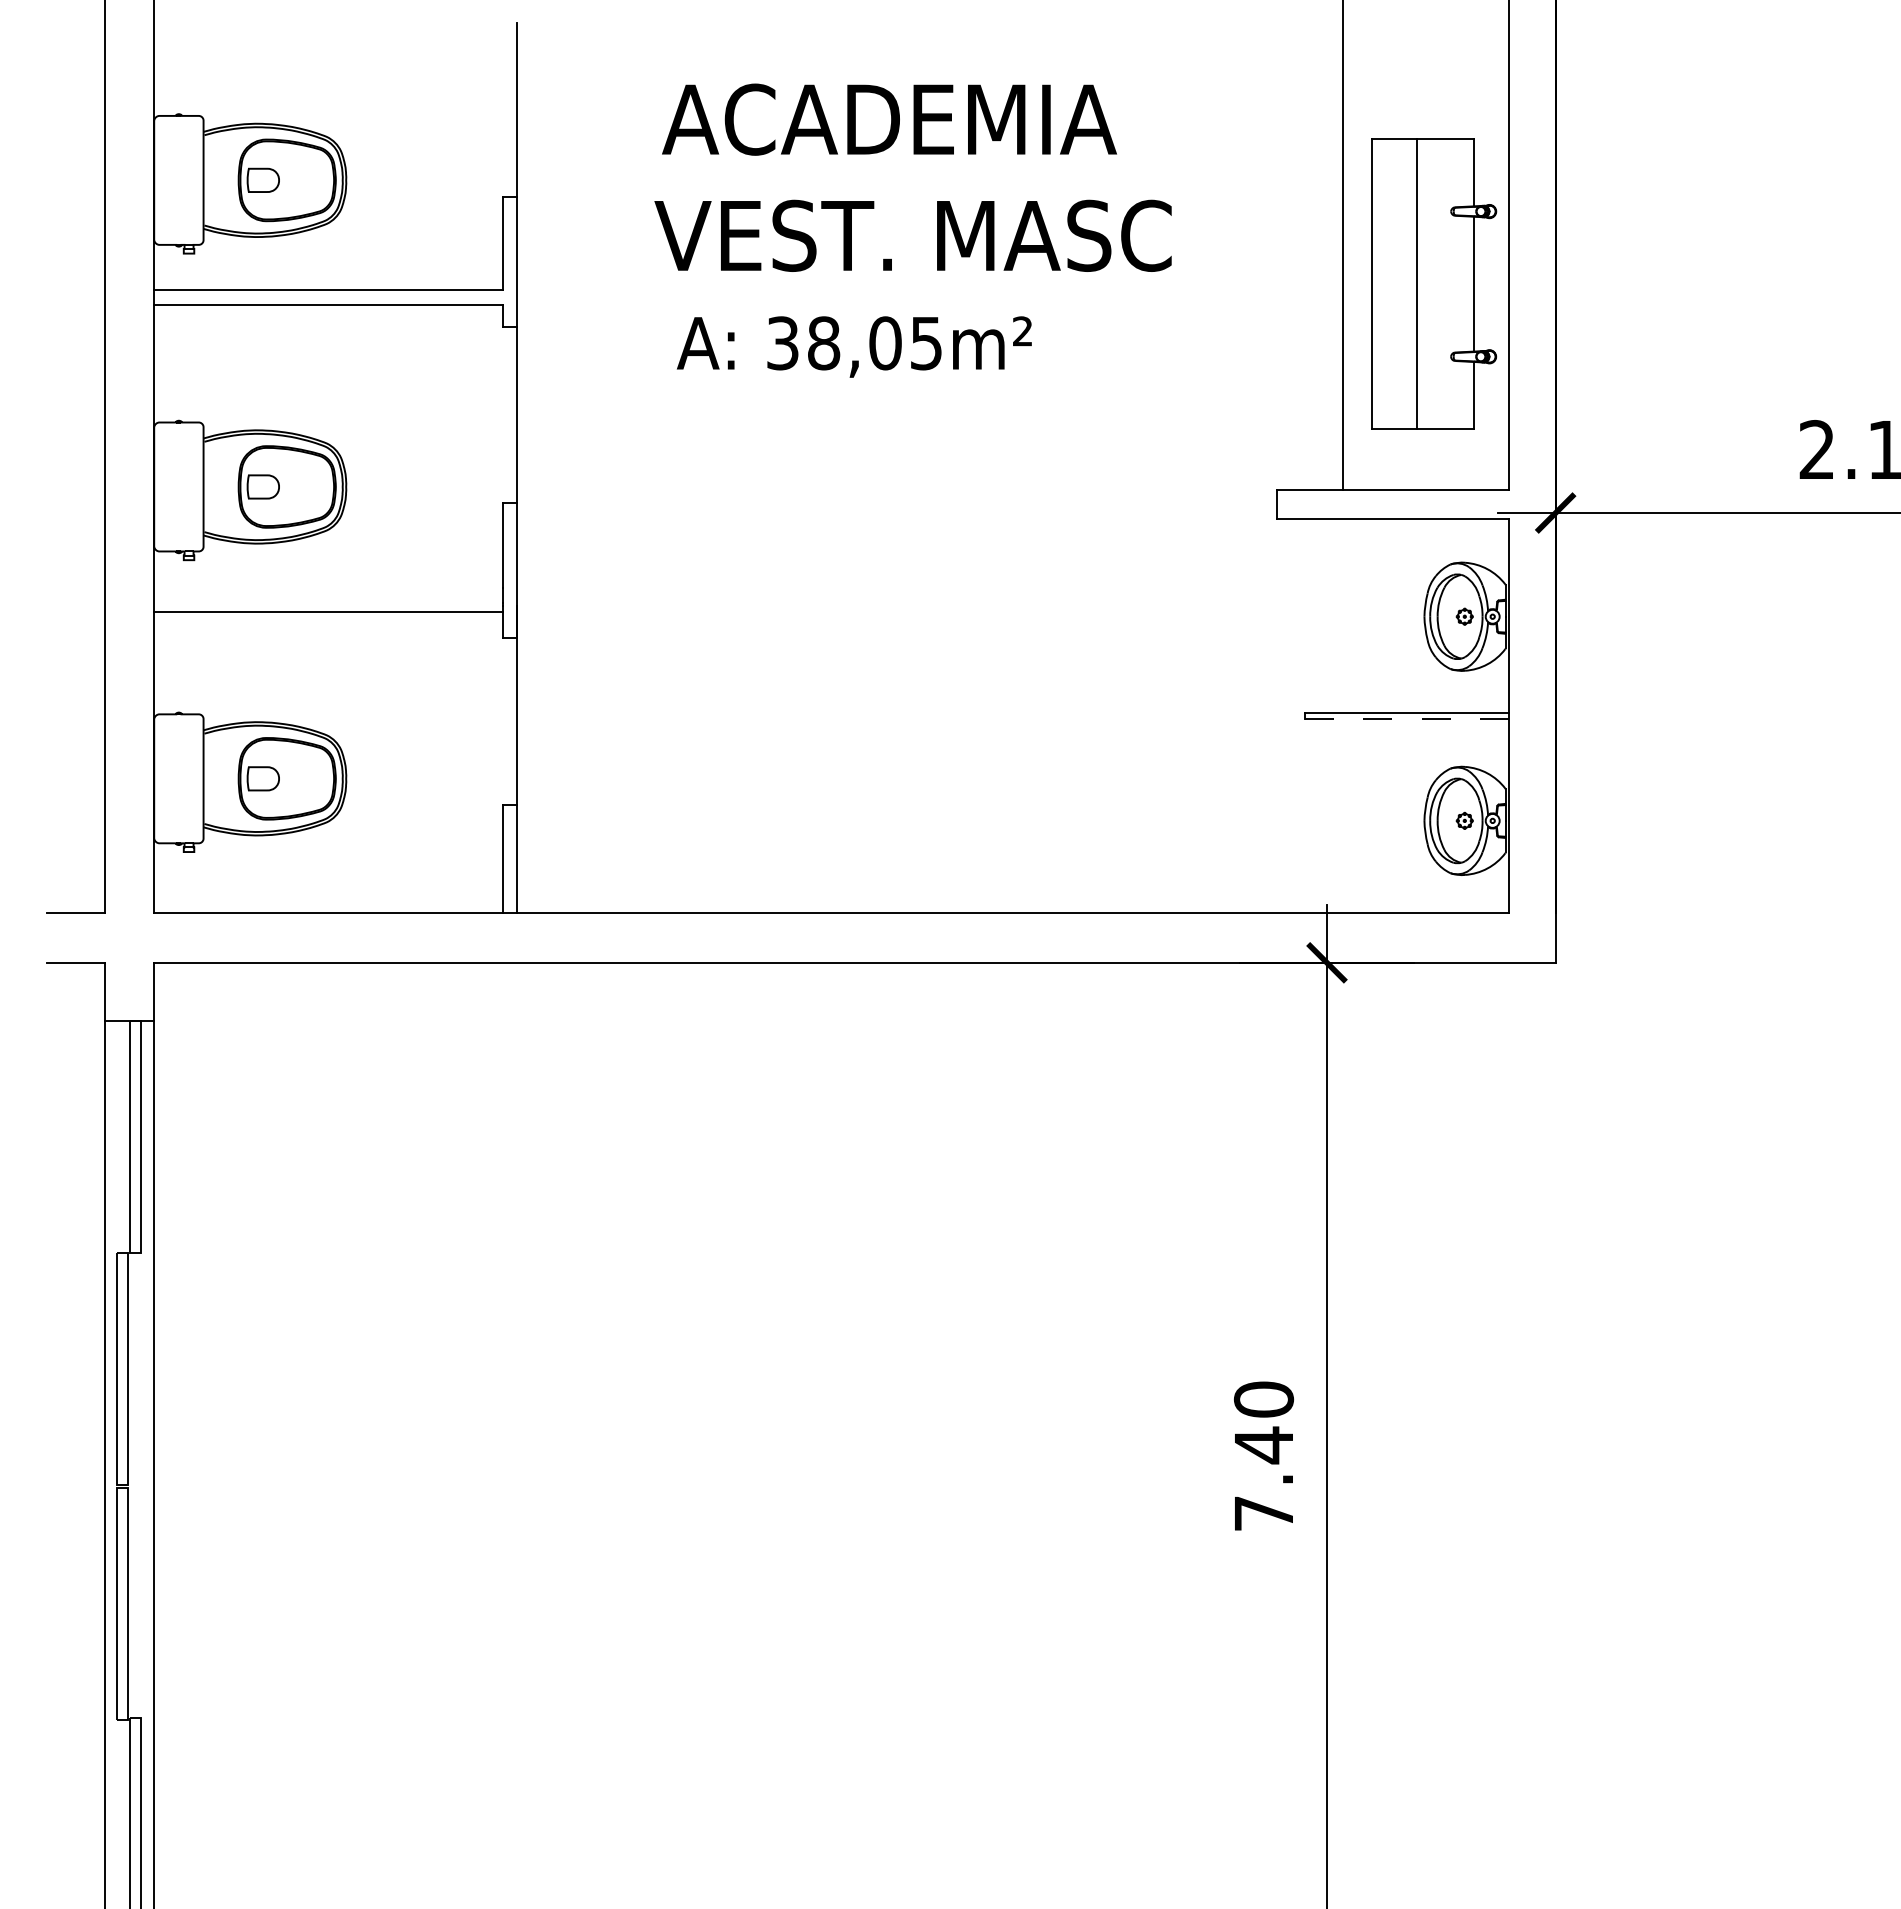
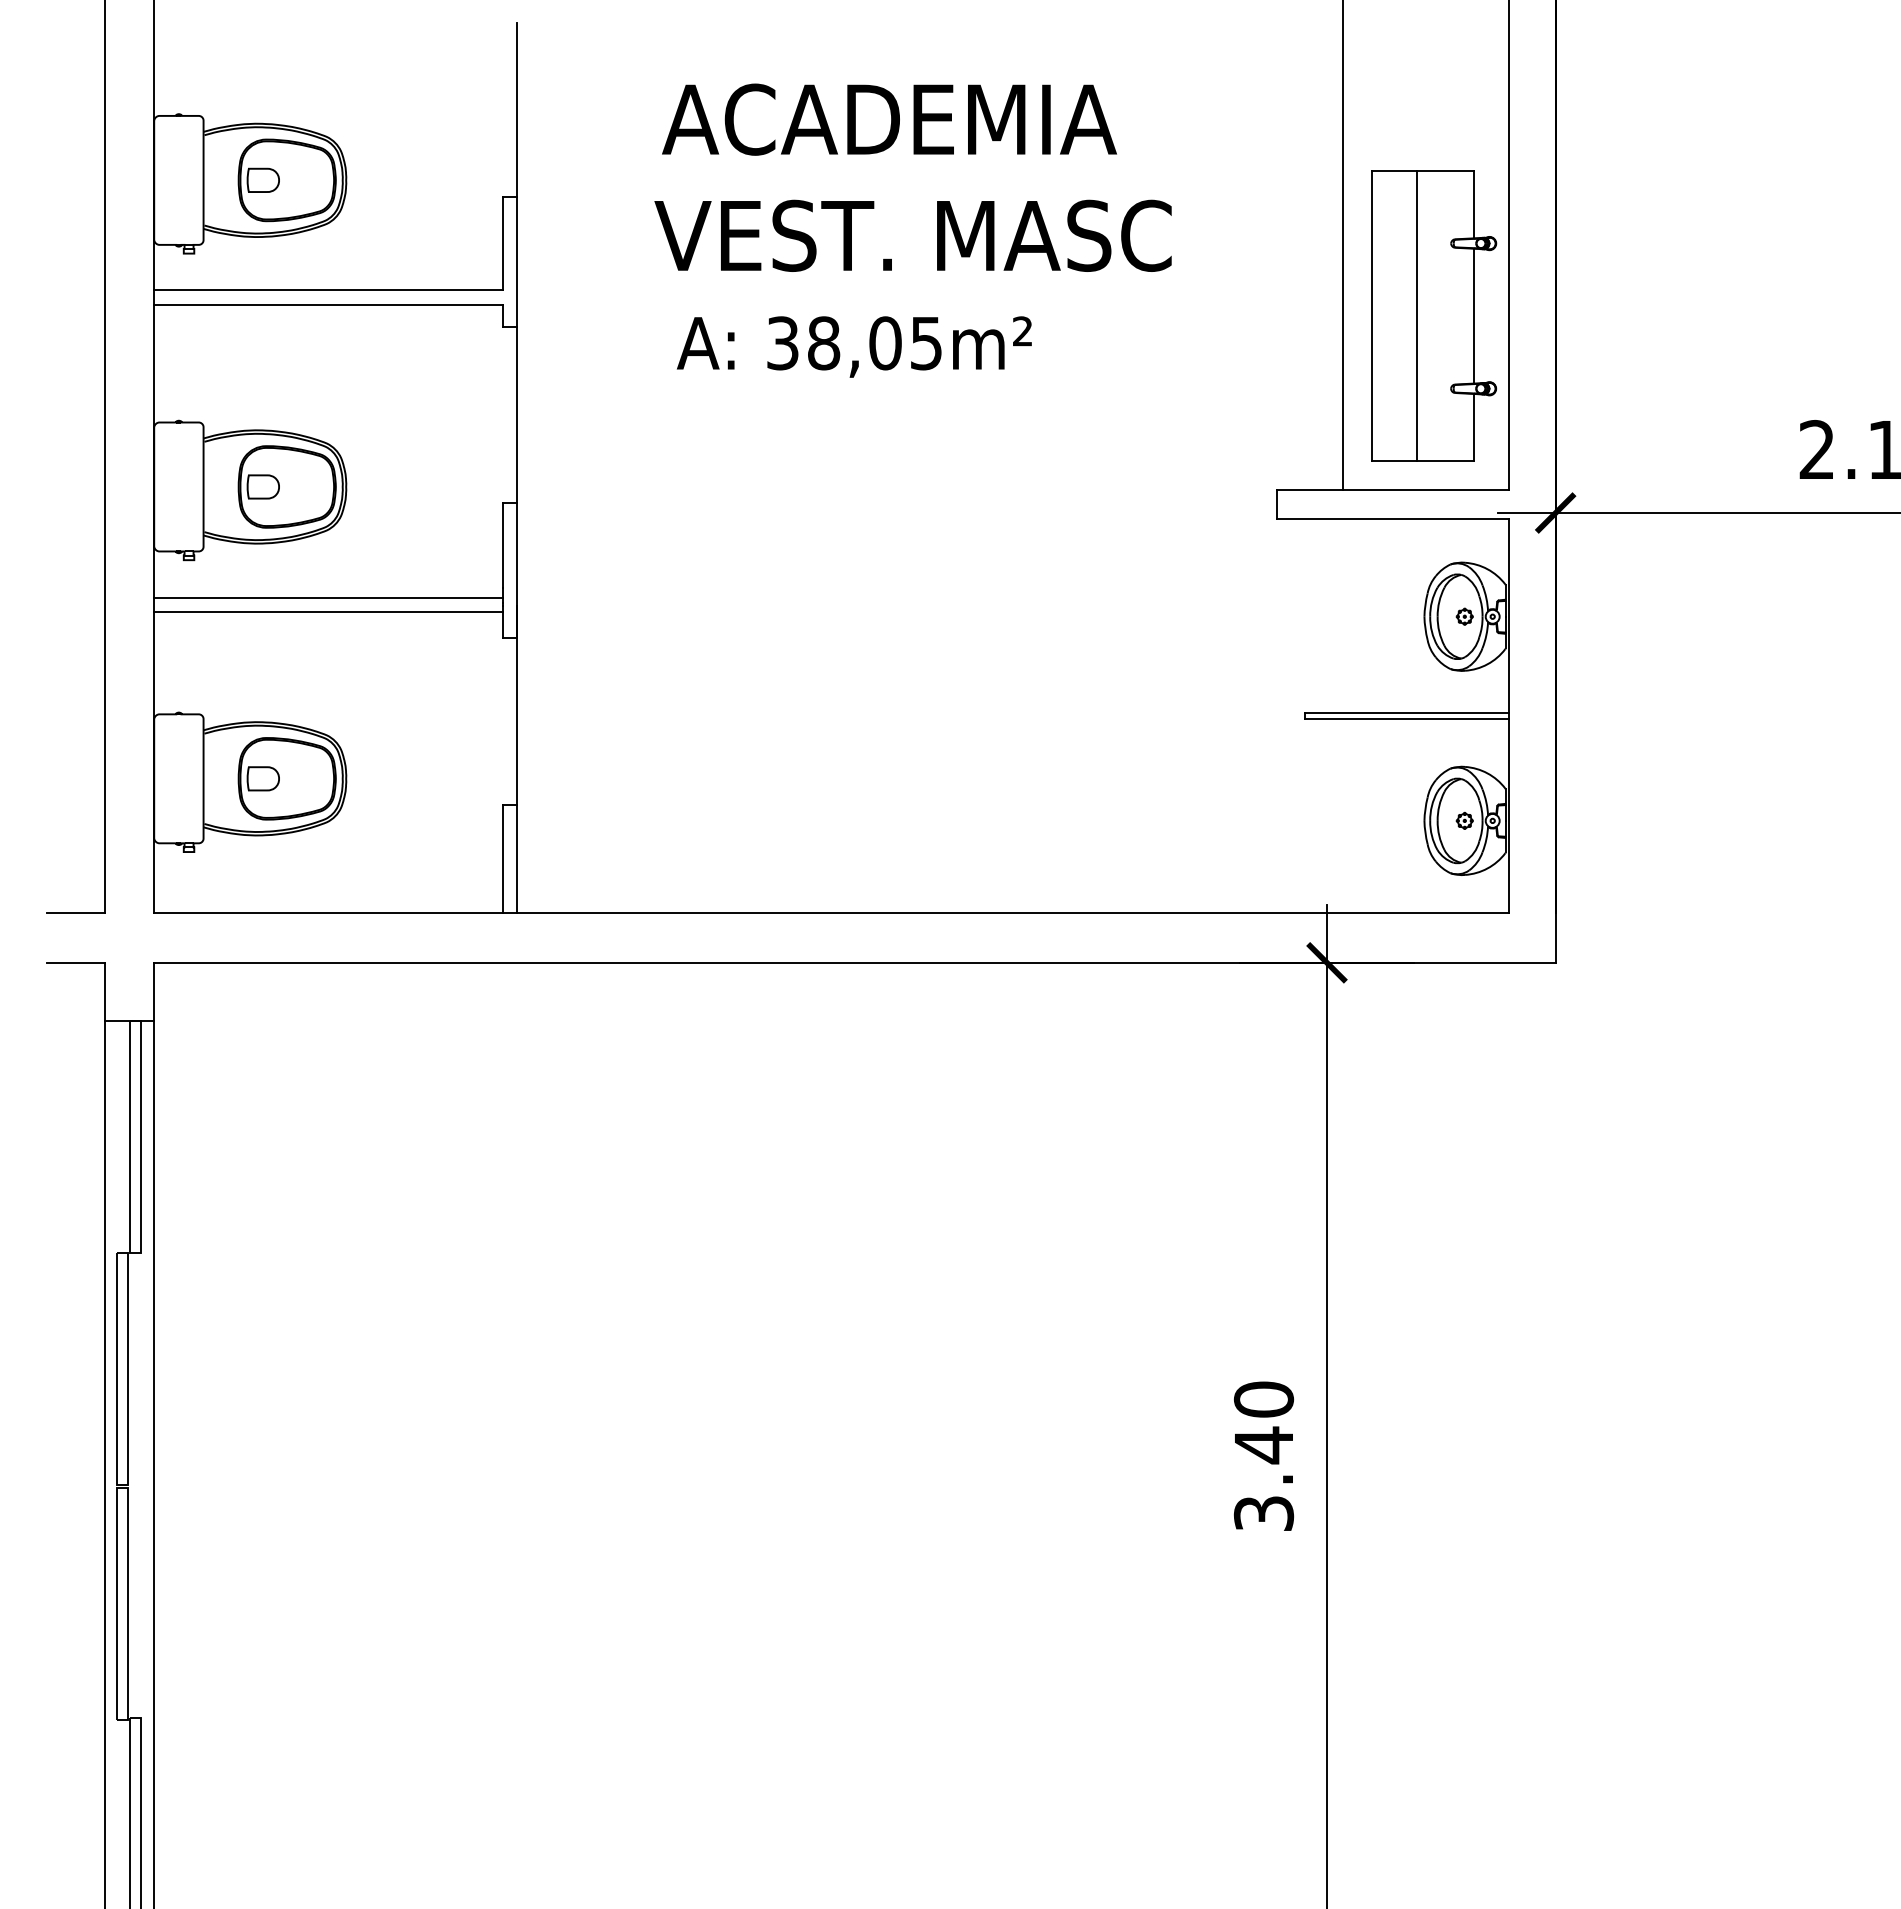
part position: (1434, 283) -> (1434, 315) (1434, 315)
line: none -> present (328, 597)
line: dashed -> solid (1407, 719)
text: 7.40 -> 3.40 (1263, 1513)
